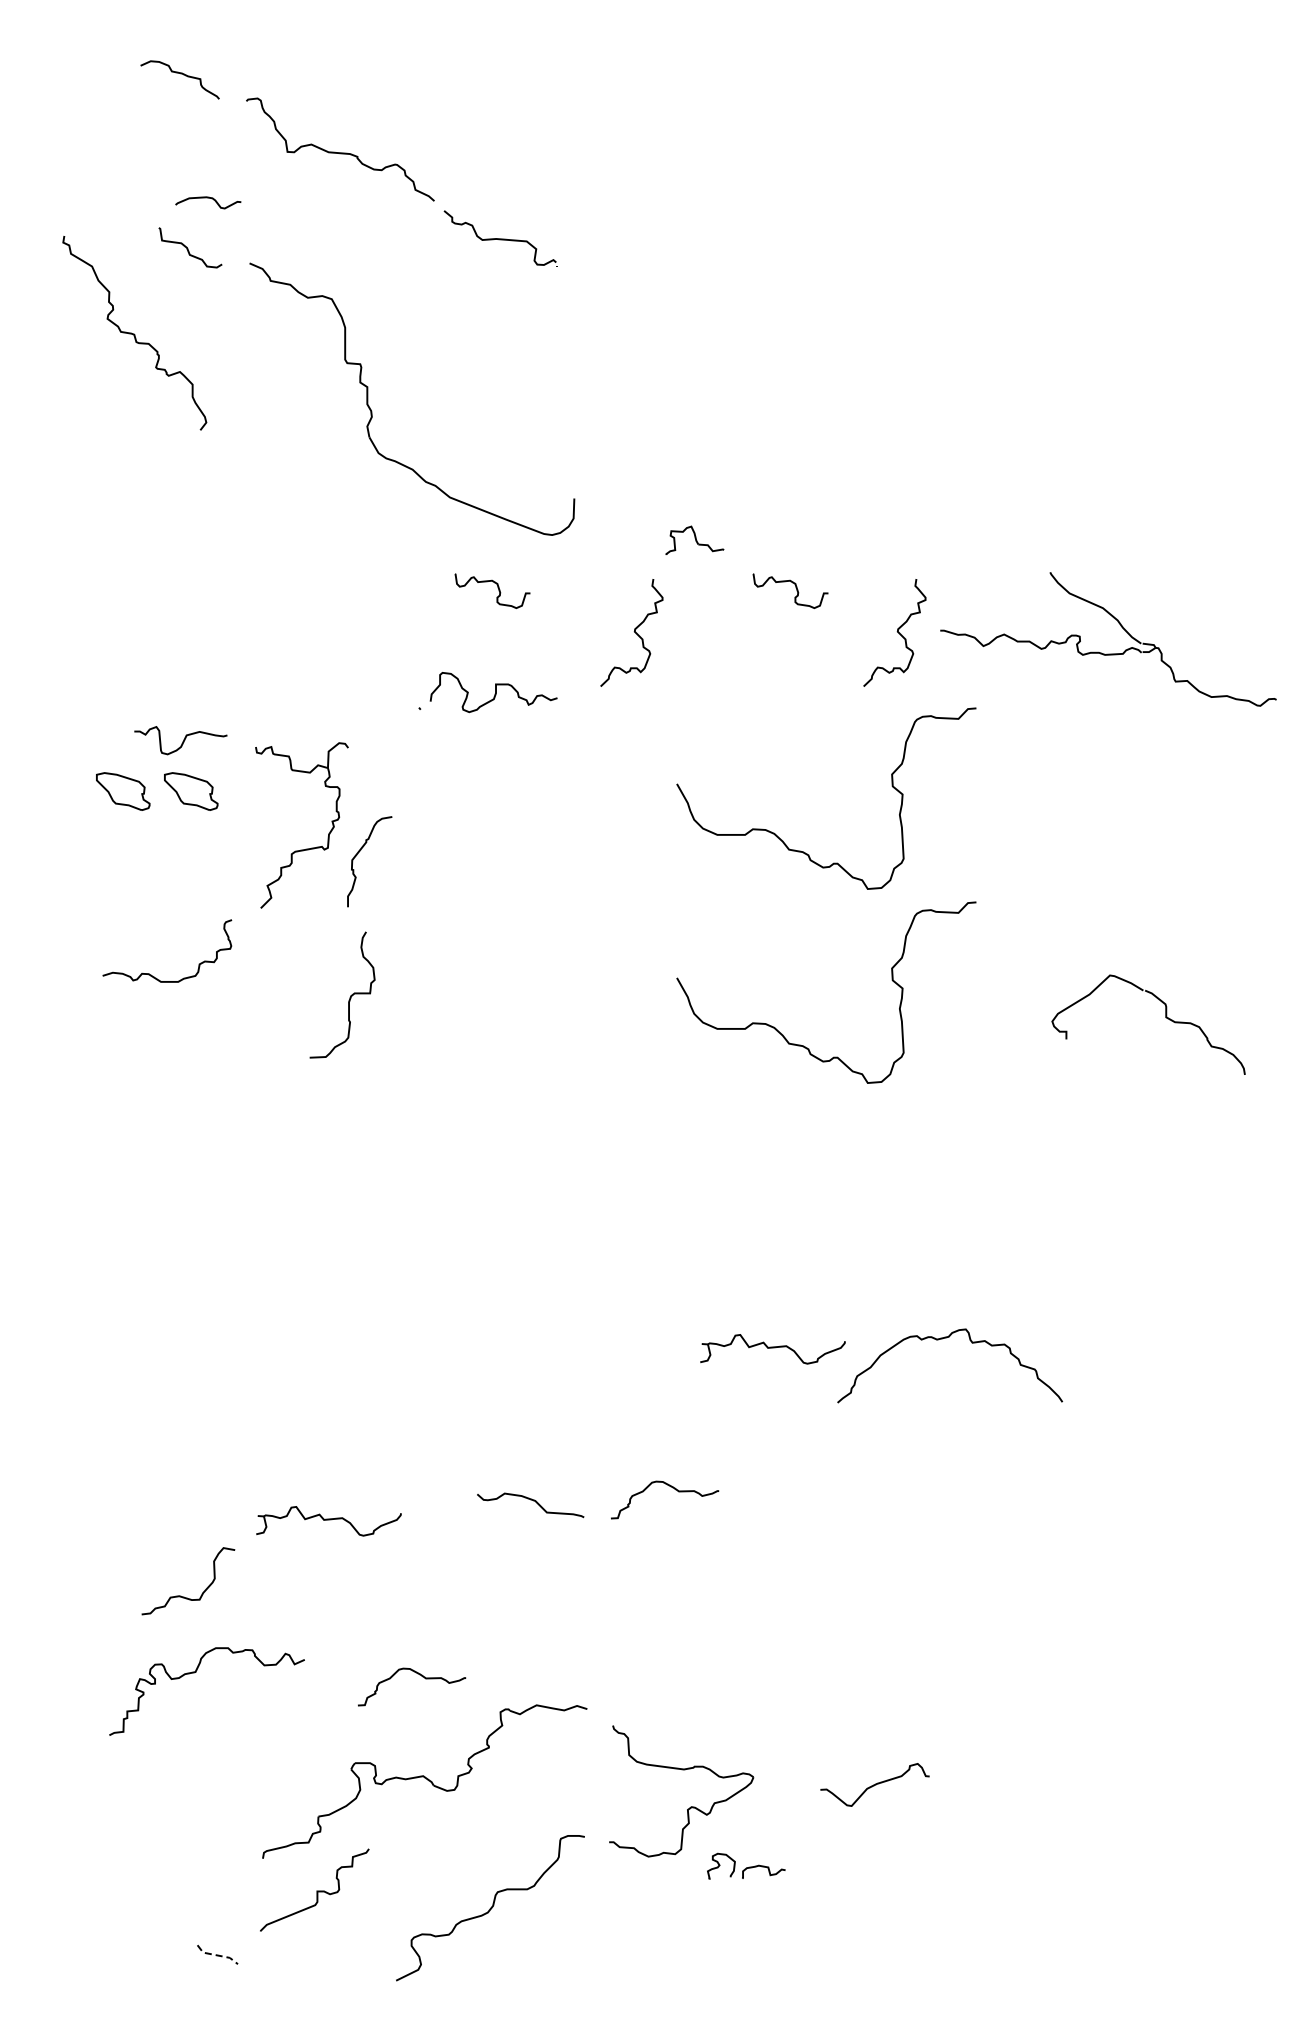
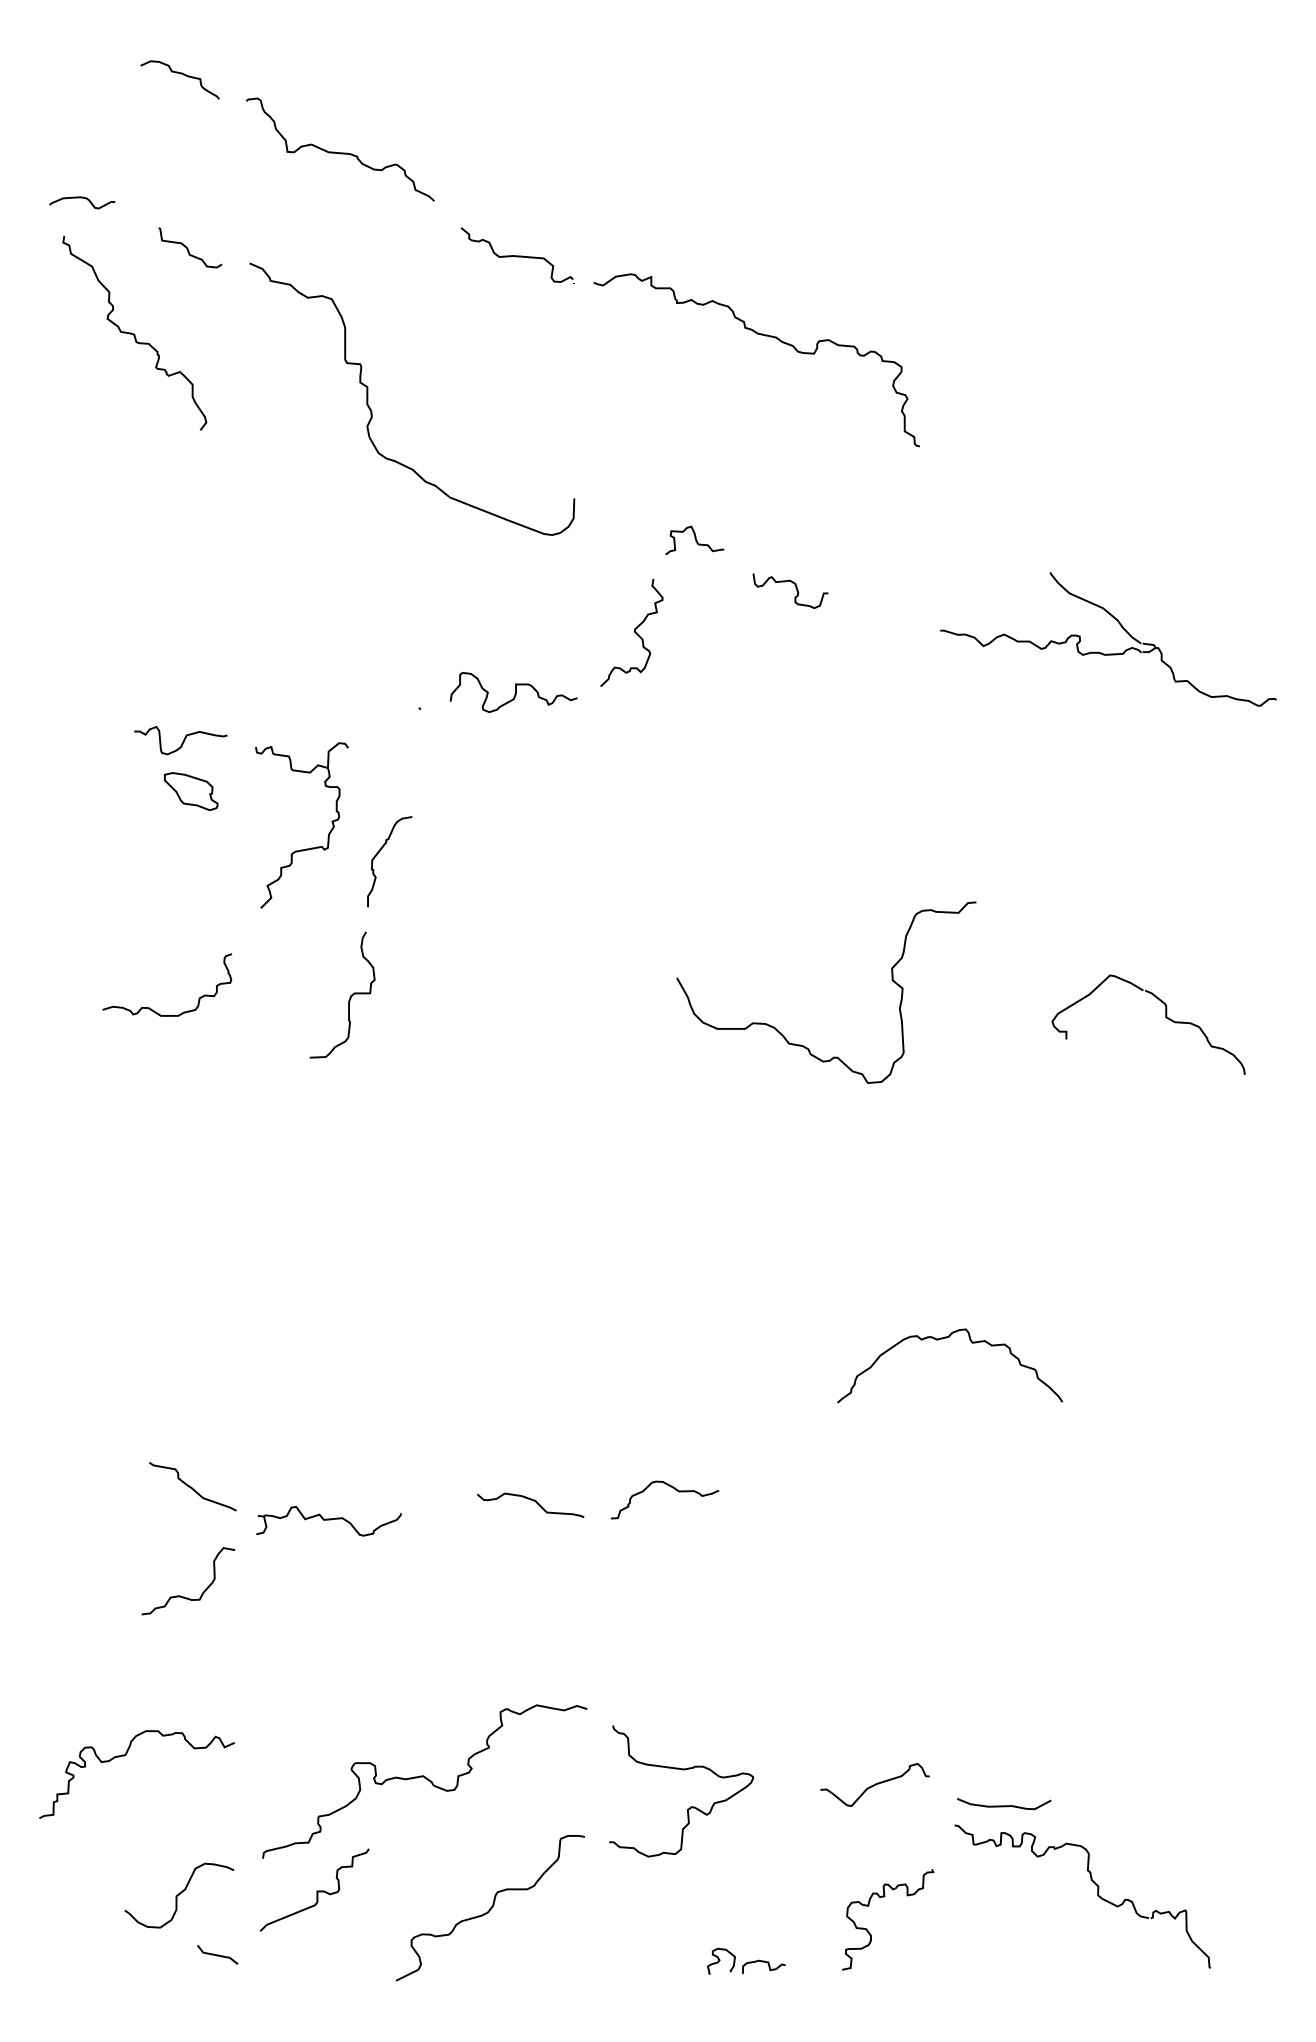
curve position: (208, 198) -> (82, 198) (82, 198)
part position: (500, 238) -> (517, 255) (517, 255)
curve: none -> present (760, 335)
curve: present -> none (497, 587)
curve: present -> none (896, 631)
curve position: (495, 692) -> (515, 692) (515, 692)
part: present -> none (123, 791)
curve: present -> none (803, 851)
curve position: (357, 855) -> (377, 855) (377, 855)
curve position: (151, 974) -> (151, 1008) (151, 1008)
part: present -> none (772, 1349)
curve: none -> present (191, 1486)
curve position: (196, 1672) -> (126, 1755) (126, 1755)
curve: present -> none (417, 1674)
curve: none -> present (1004, 1805)
part position: (746, 1865) -> (746, 1960) (746, 1960)
curve: none -> present (179, 1895)
part: none -> present (1097, 1896)
part: none -> present (884, 1897)
line: dashed -> solid (217, 1955)
